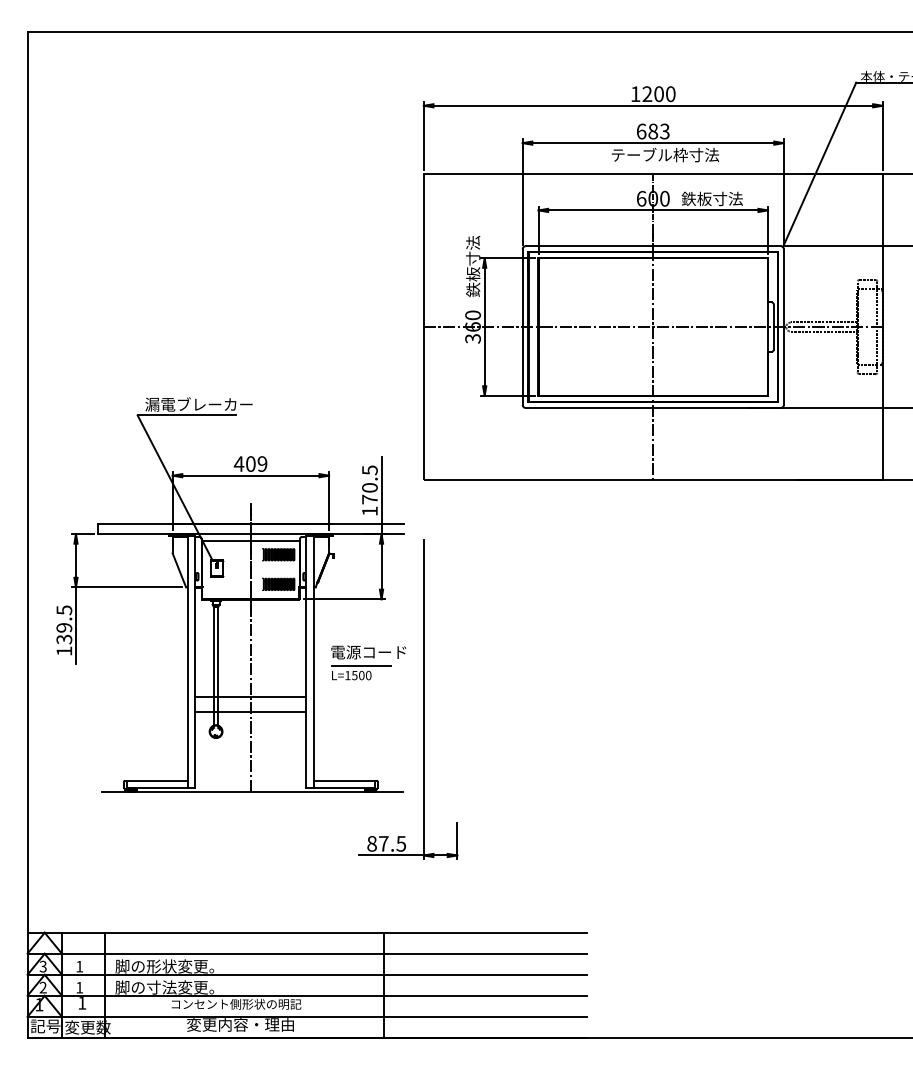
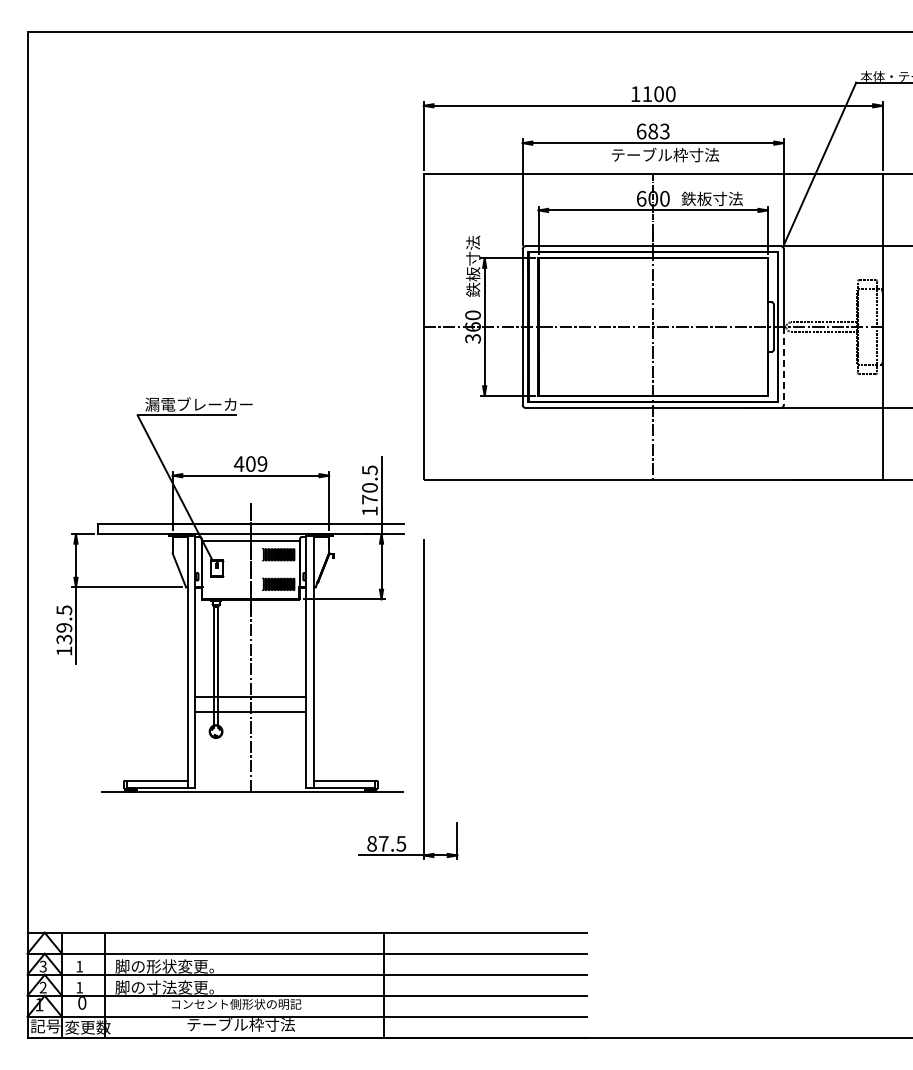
text: 1200 -> 1100 (647, 93)
line: solid -> dashed (783, 365)
part: present -> none (368, 662)
text: 1 -> 0 (82, 1003)
text: 変更内容・理由 -> テーブル枠寸法 (240, 1024)
